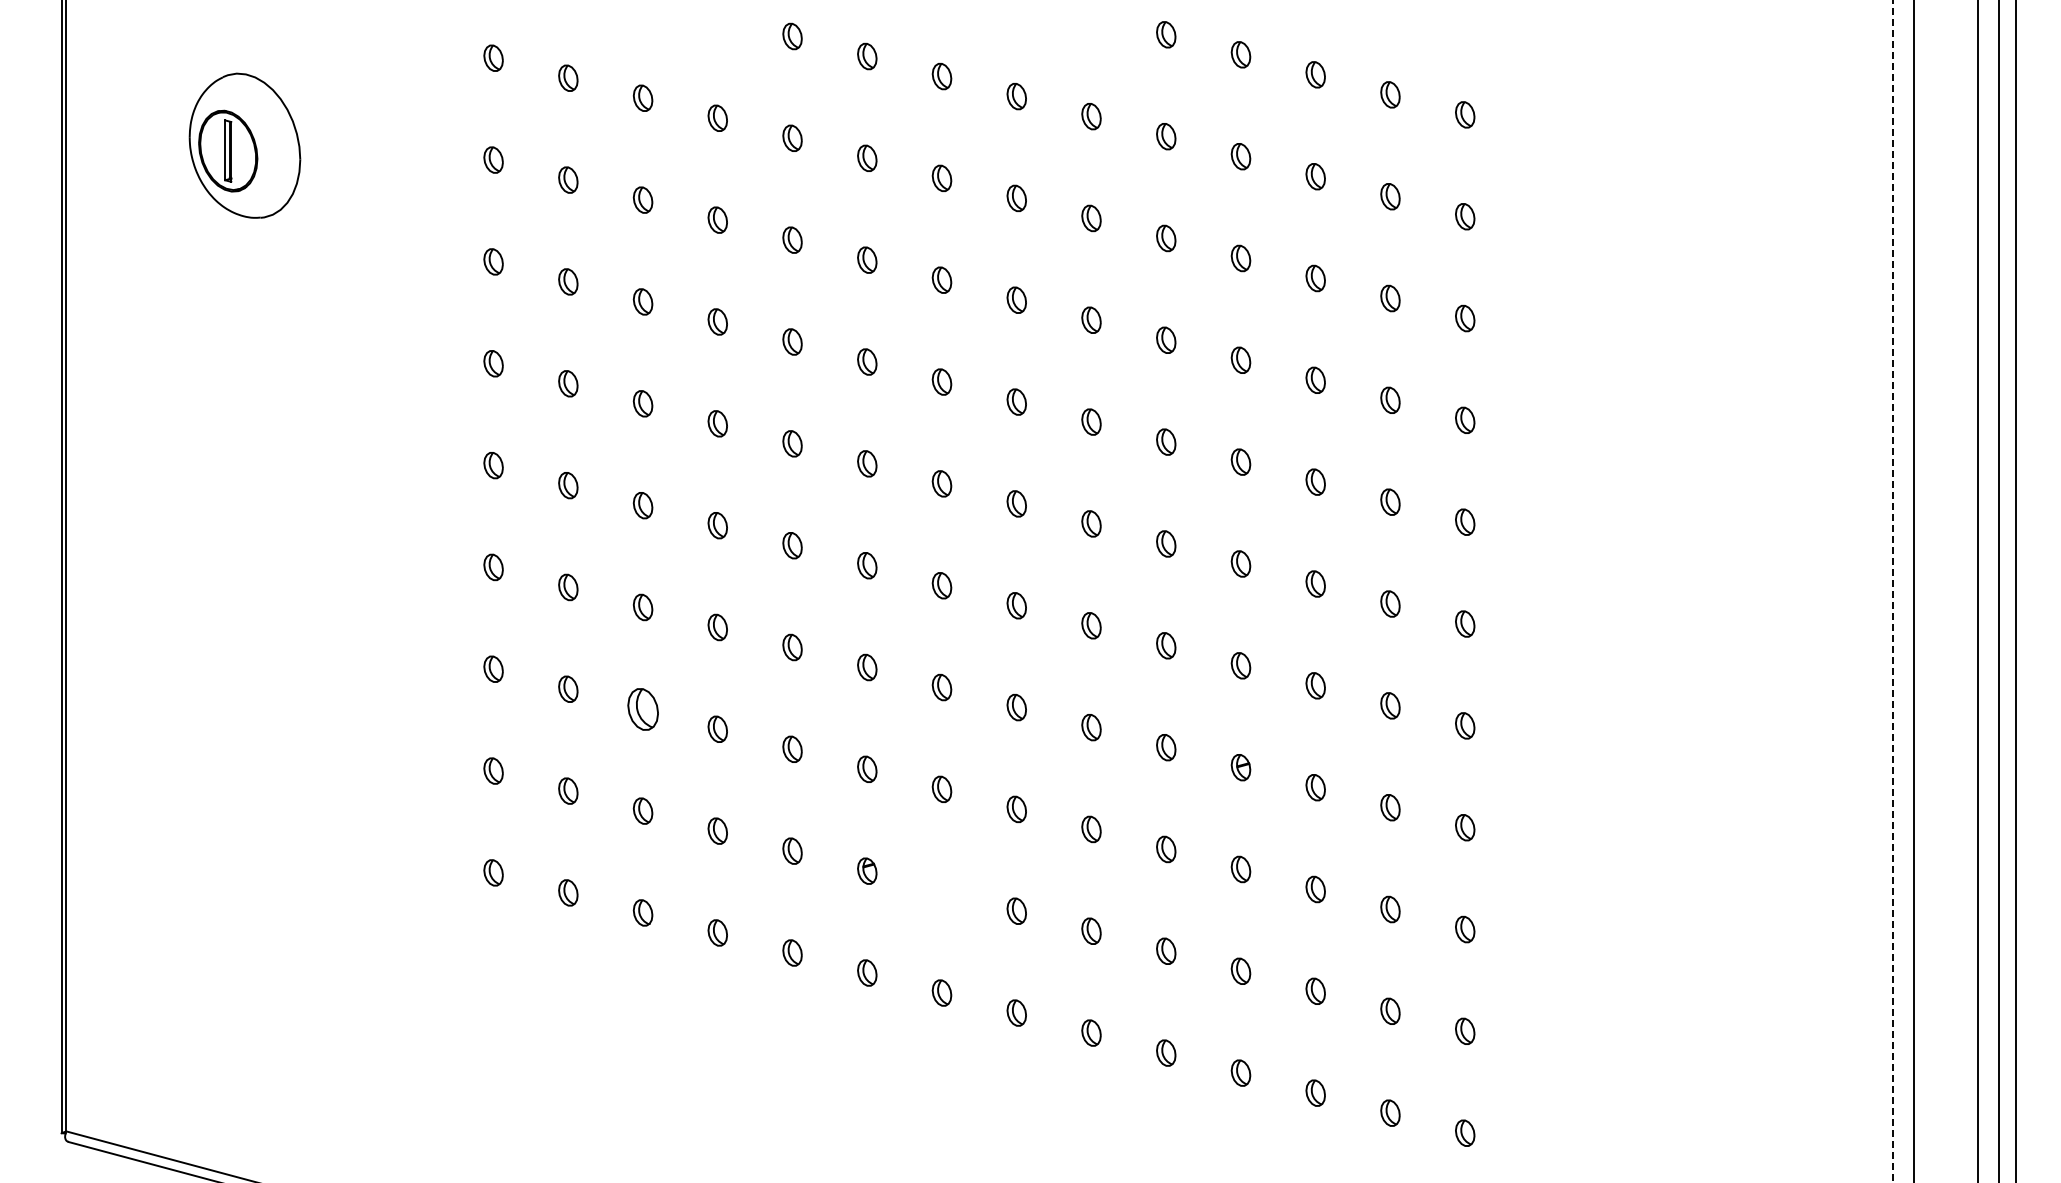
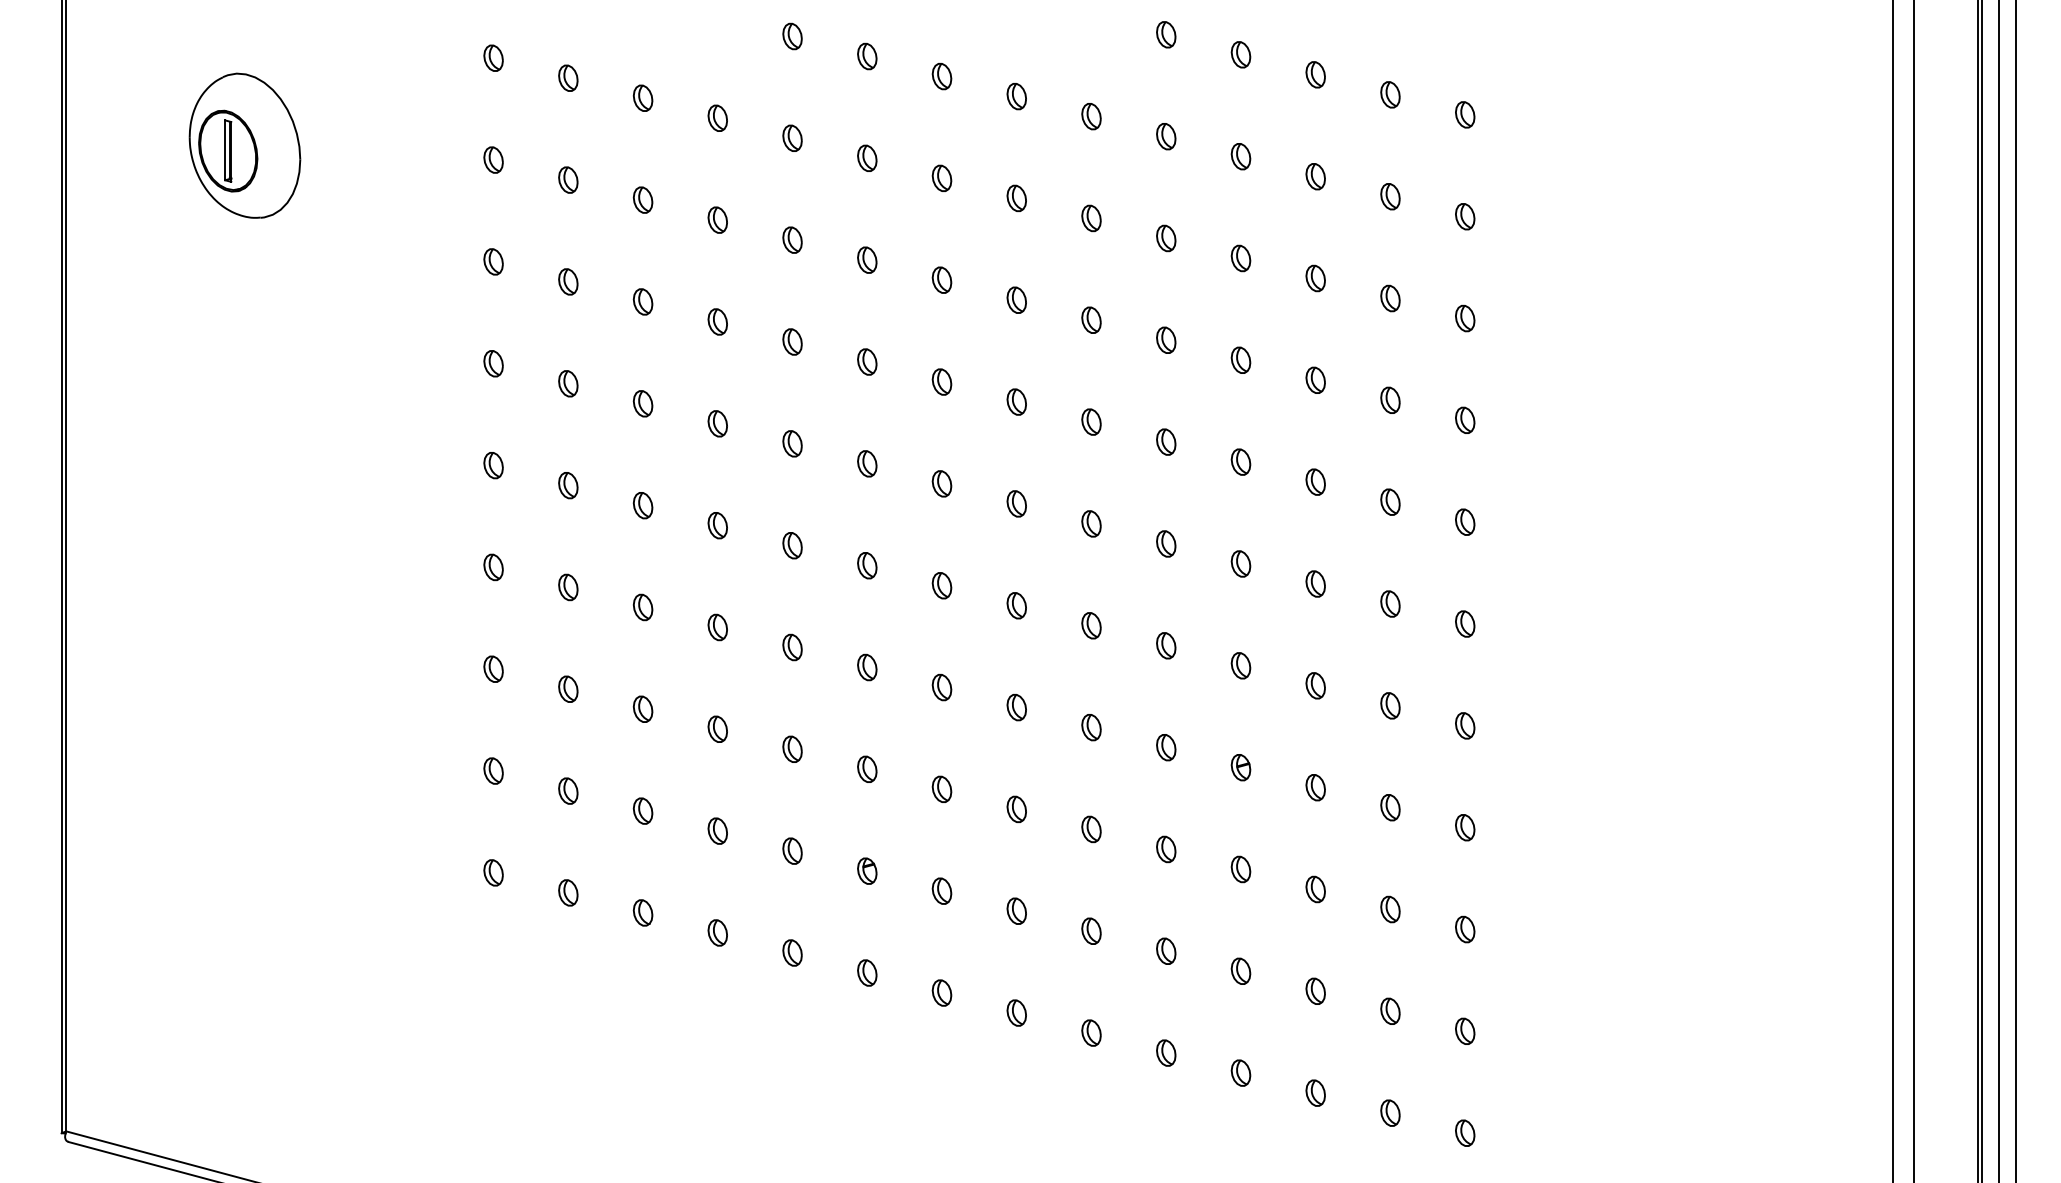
line: none -> present (1982, 590)
line: dashed -> solid (1892, 591)
part size: 32x43 px -> 22x28 px (642, 708)
part: none -> present (941, 890)
